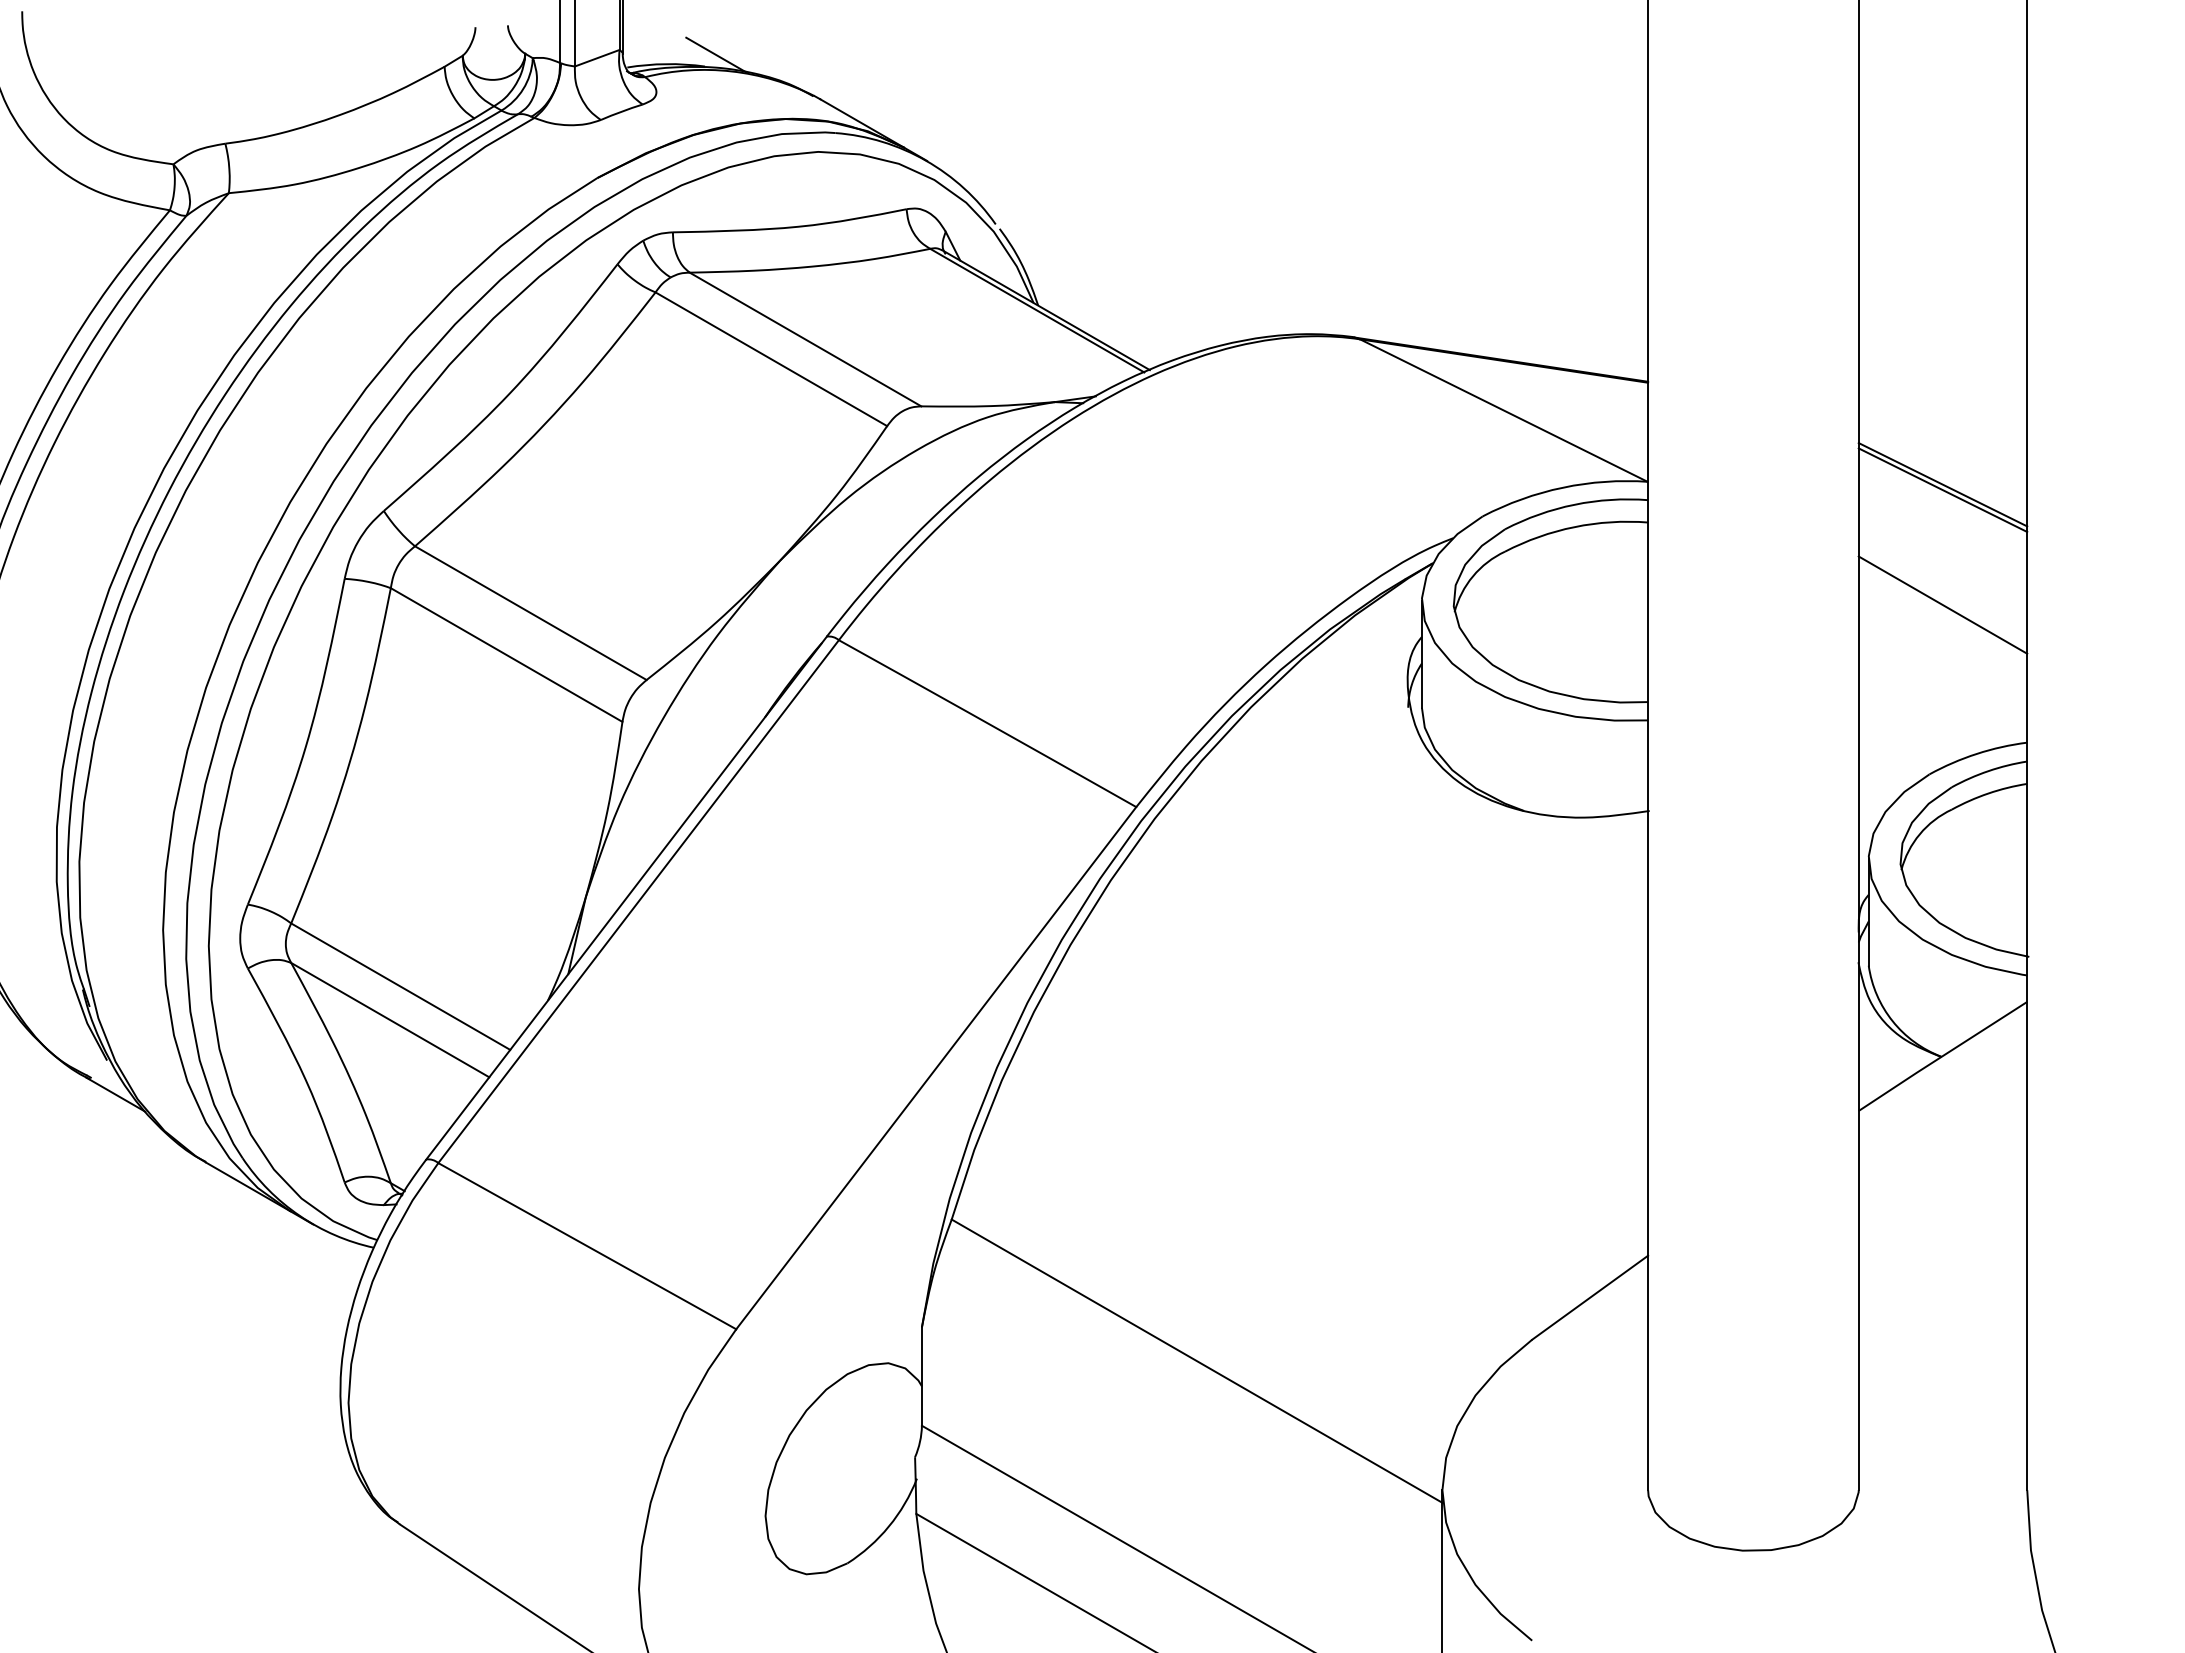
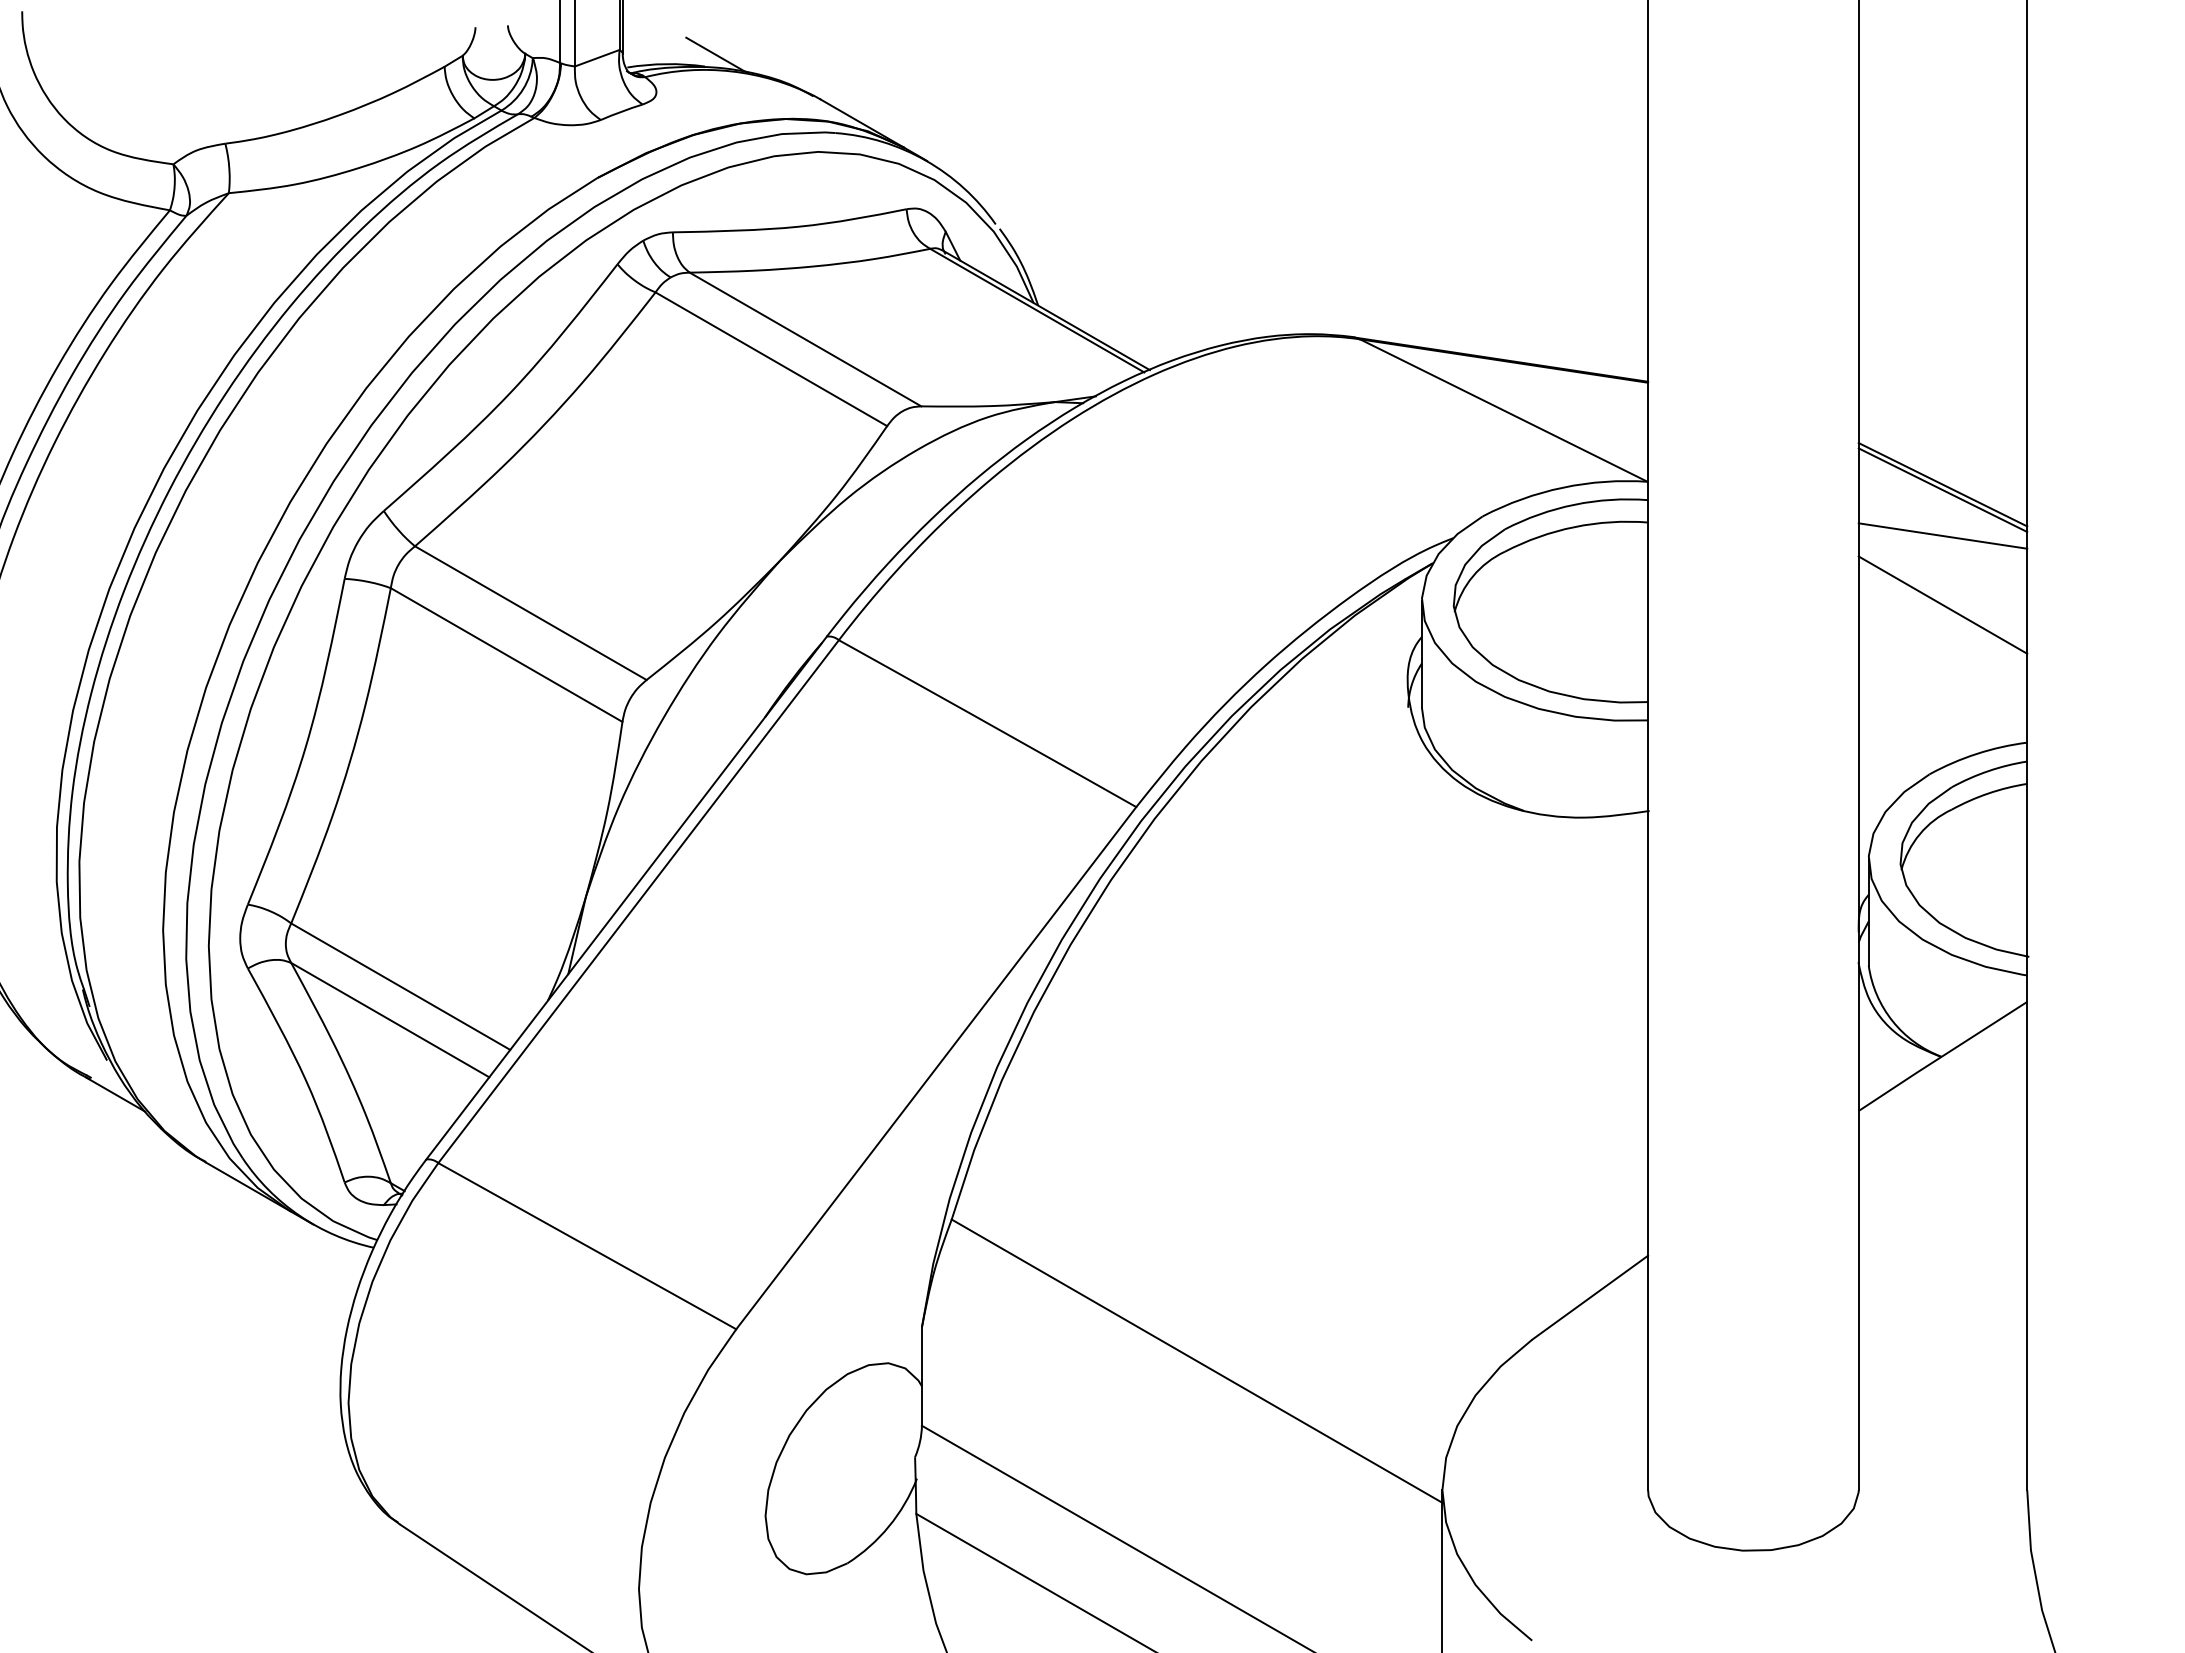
line: none -> present (1942, 535)
